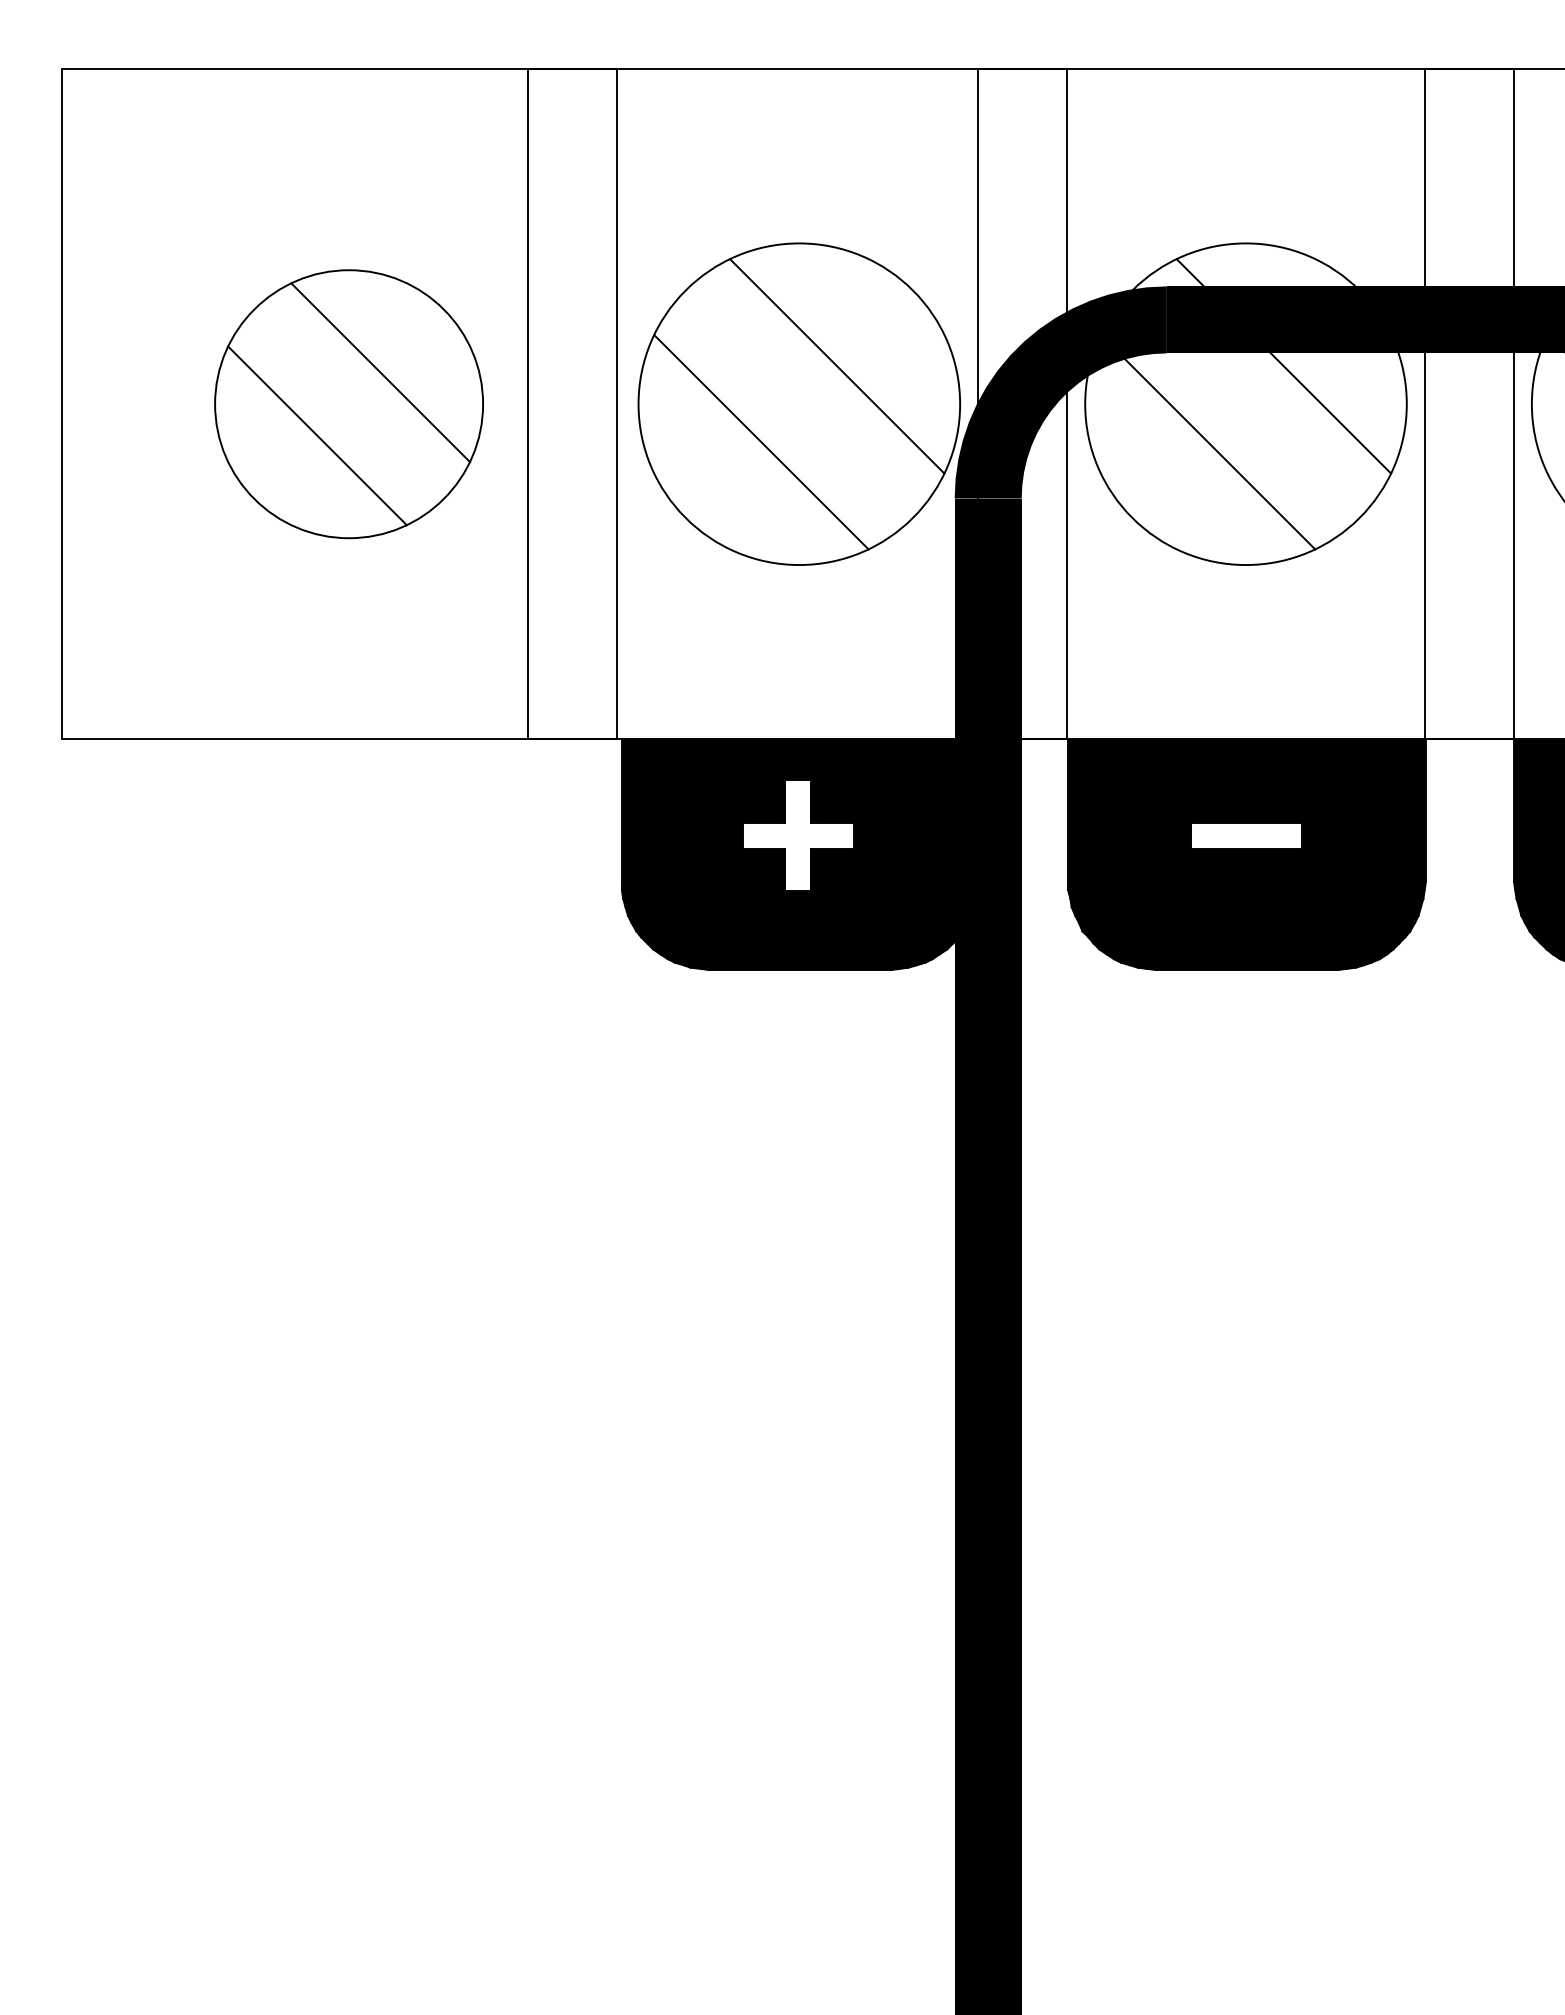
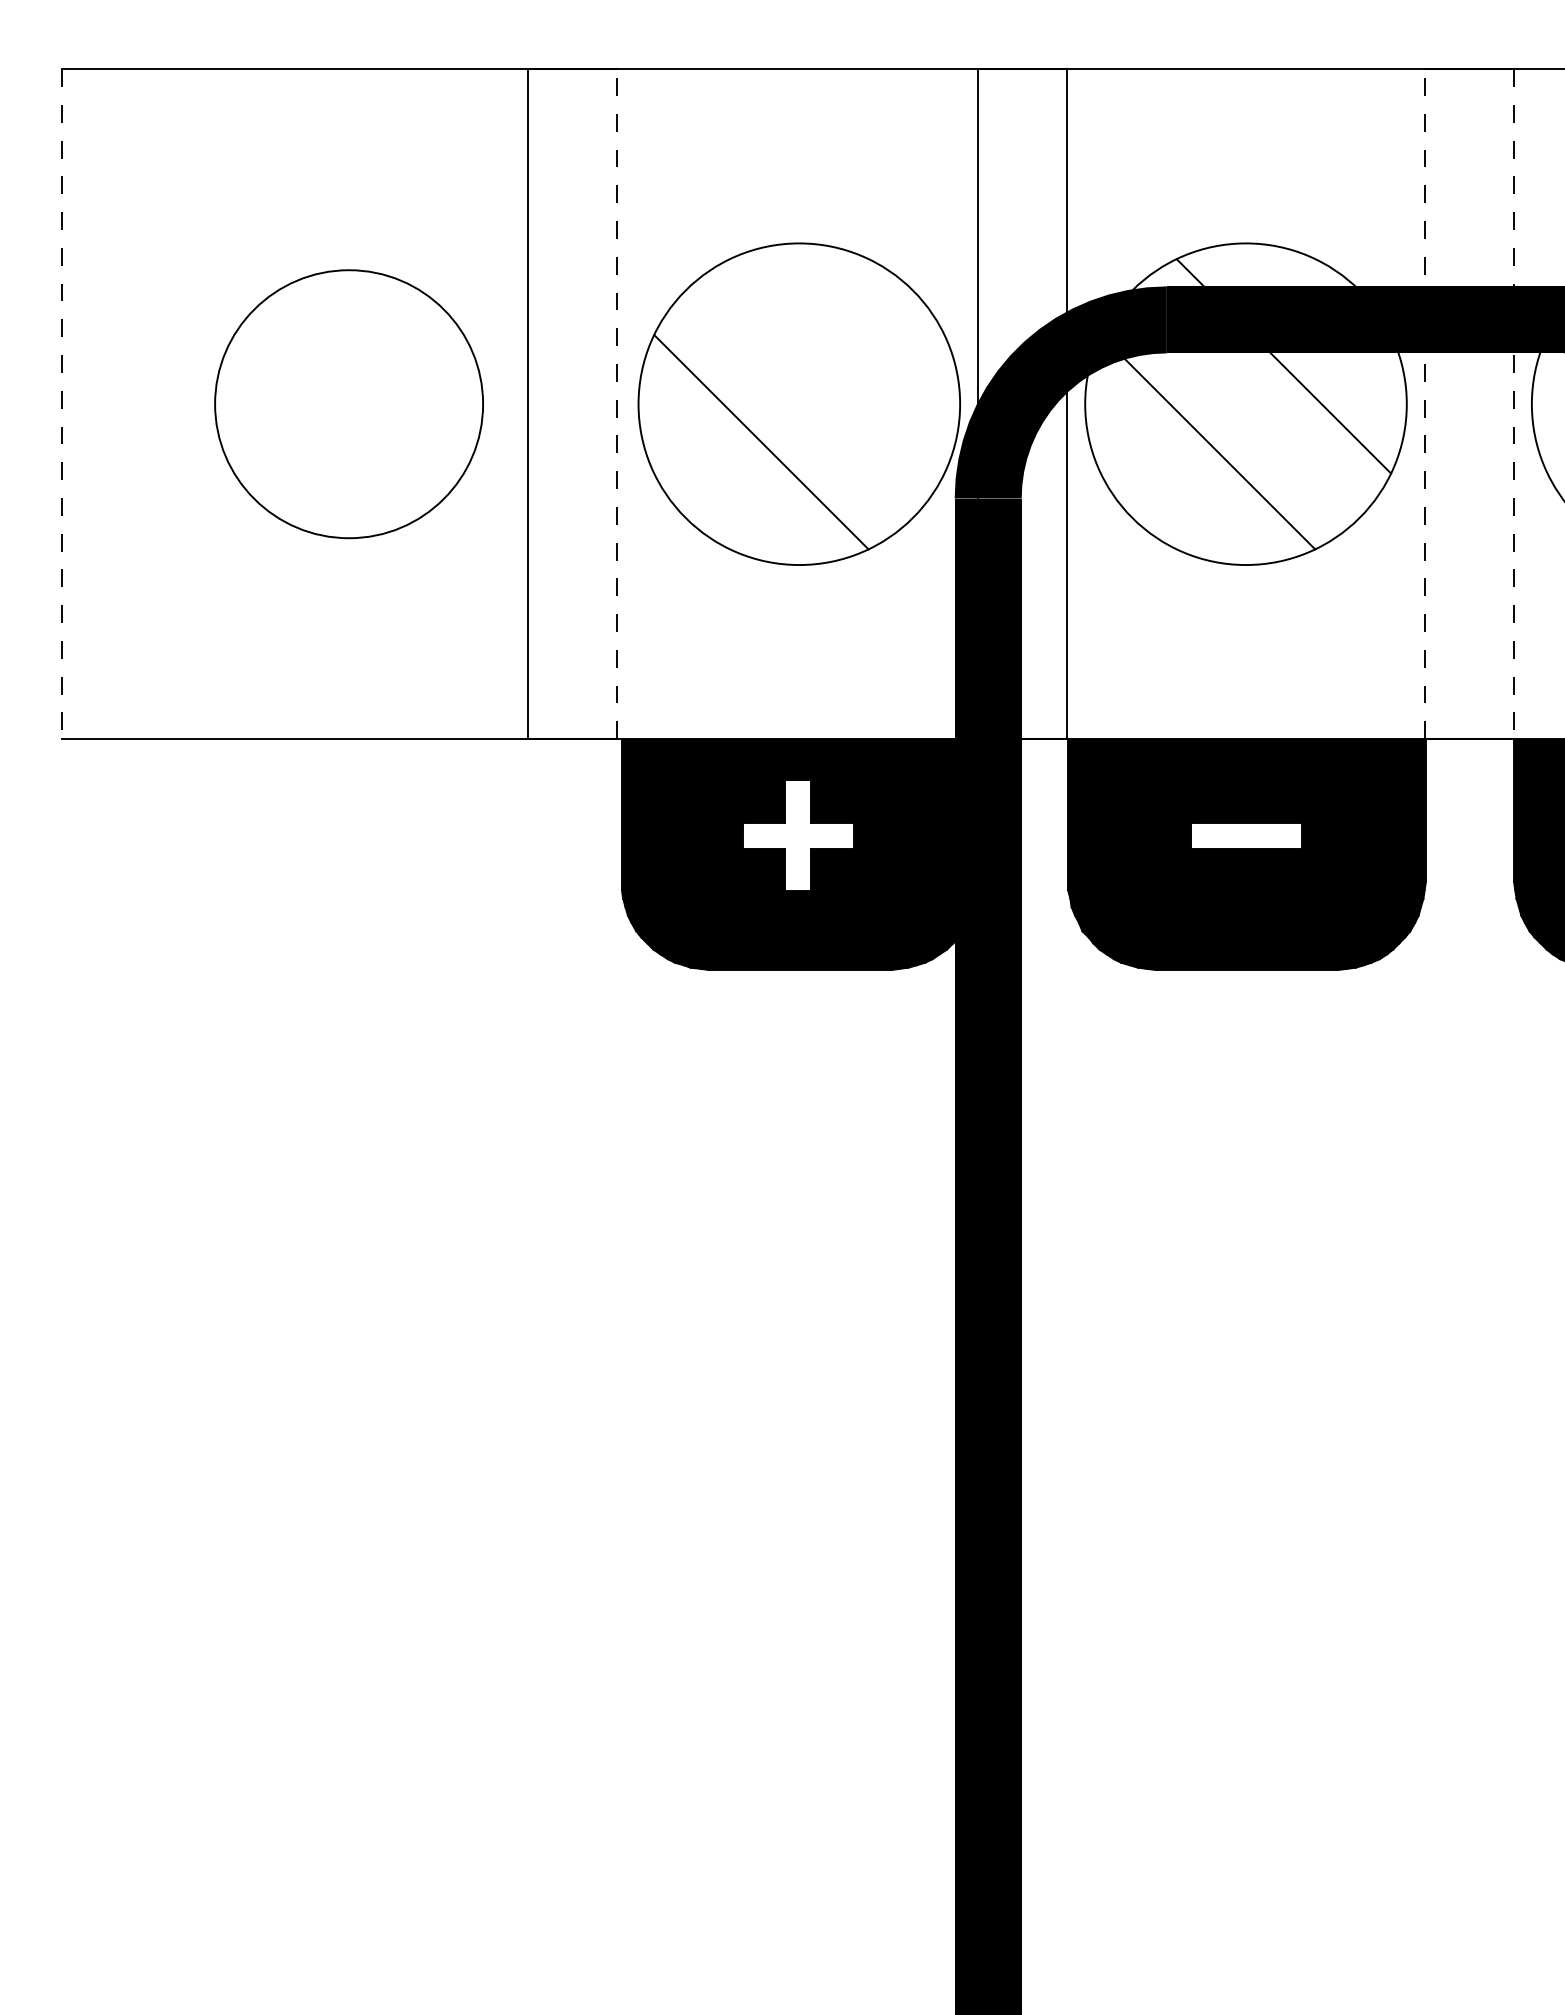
line: present -> none (837, 366)
line: present -> none (380, 372)
line: solid -> dashed (62, 404)
line: solid -> dashed (617, 404)
line: solid -> dashed (1424, 404)
line: solid -> dashed (1514, 404)
line: present -> none (317, 435)
